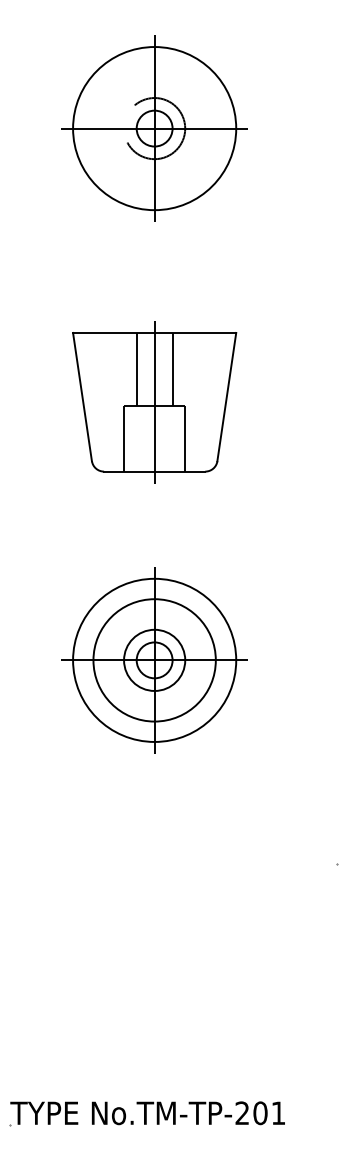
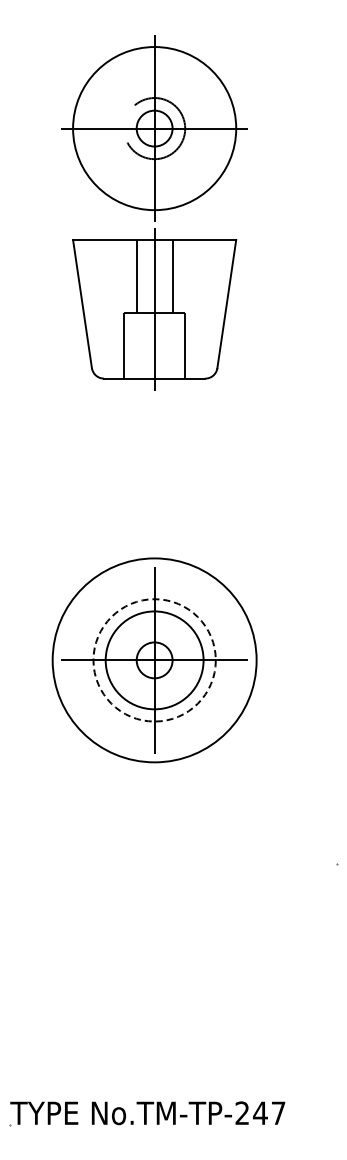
part position: (154, 402) -> (154, 309) (154, 309)
circle diameter: 163 px -> 204 px (154, 660)
circle diameter: 61 px -> 98 px (154, 660)
circle: solid -> dashed (154, 660)
text: No.TM-TP-201 -> No.TM-TP-247 (269, 1113)
